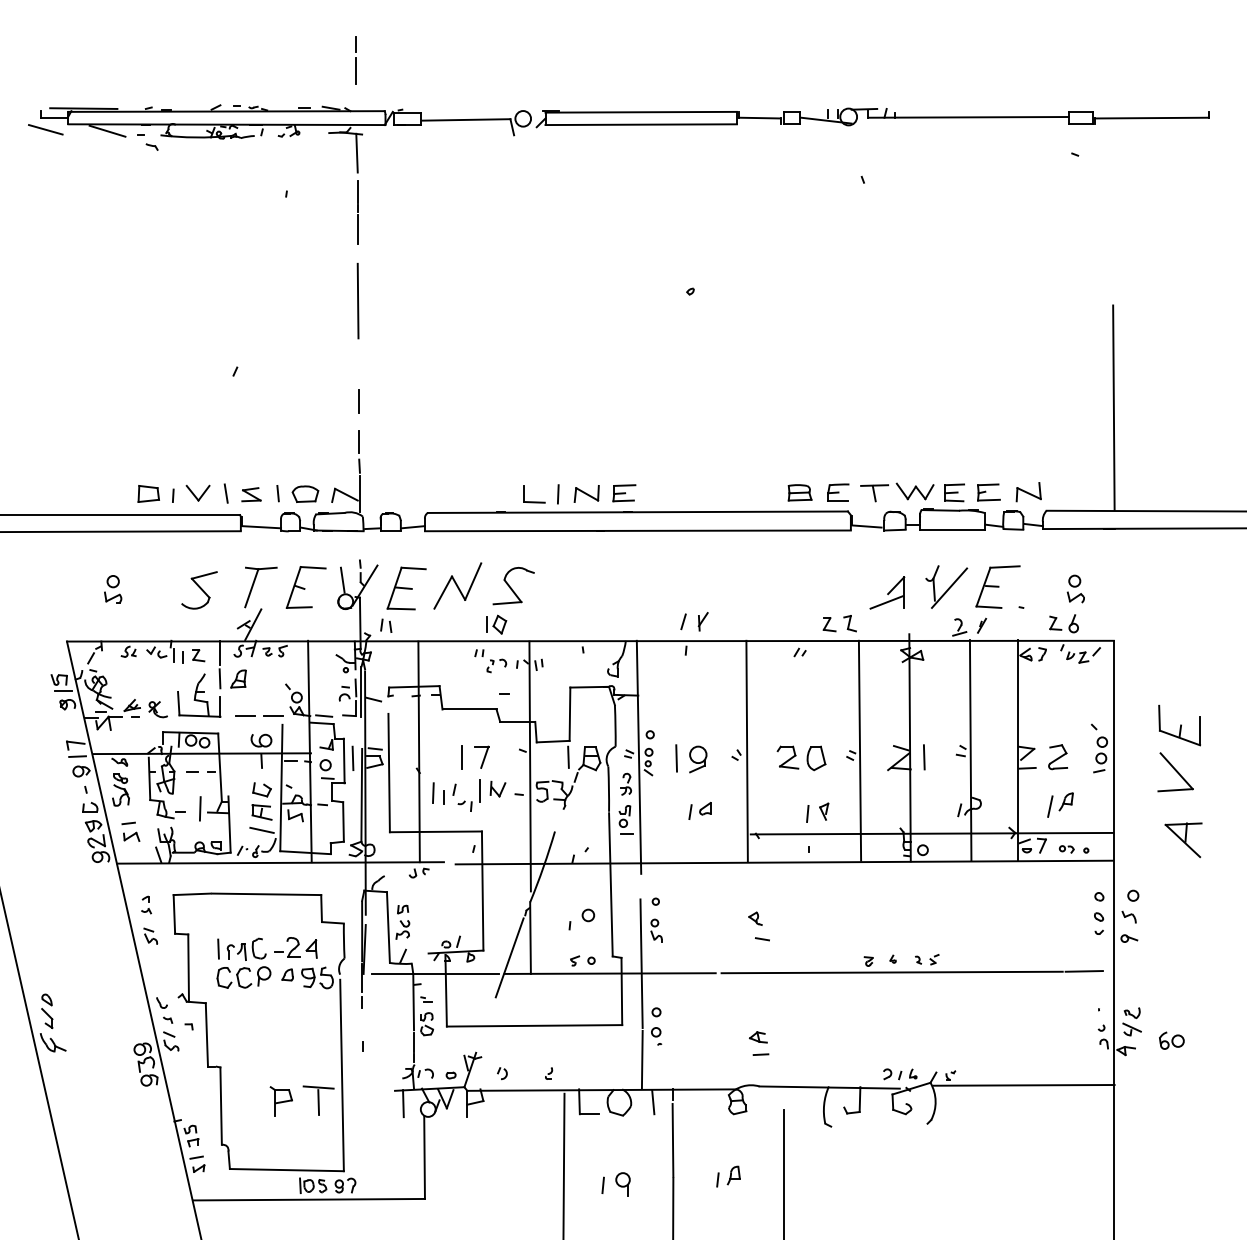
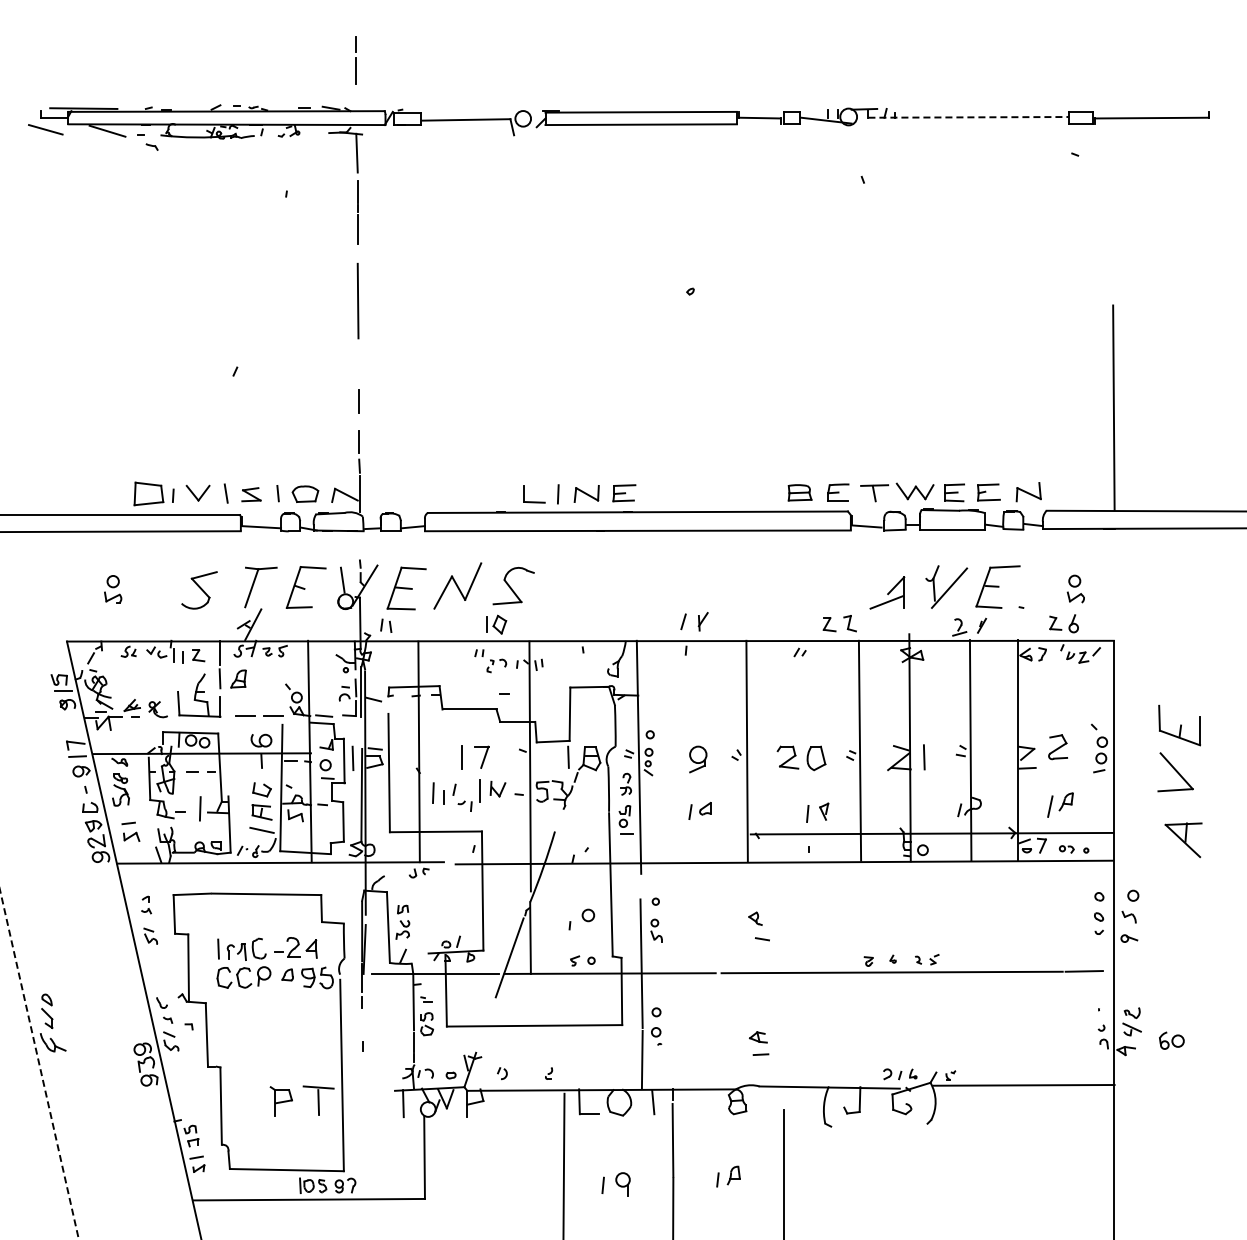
line: solid -> dashed (969, 117)
part size: 23x18 px -> 32x26 px (148, 493)
part position: (1057, 757) -> (1057, 747) (1057, 747)
line: present -> none (676, 758)
line: solid -> dashed (39, 1065)
